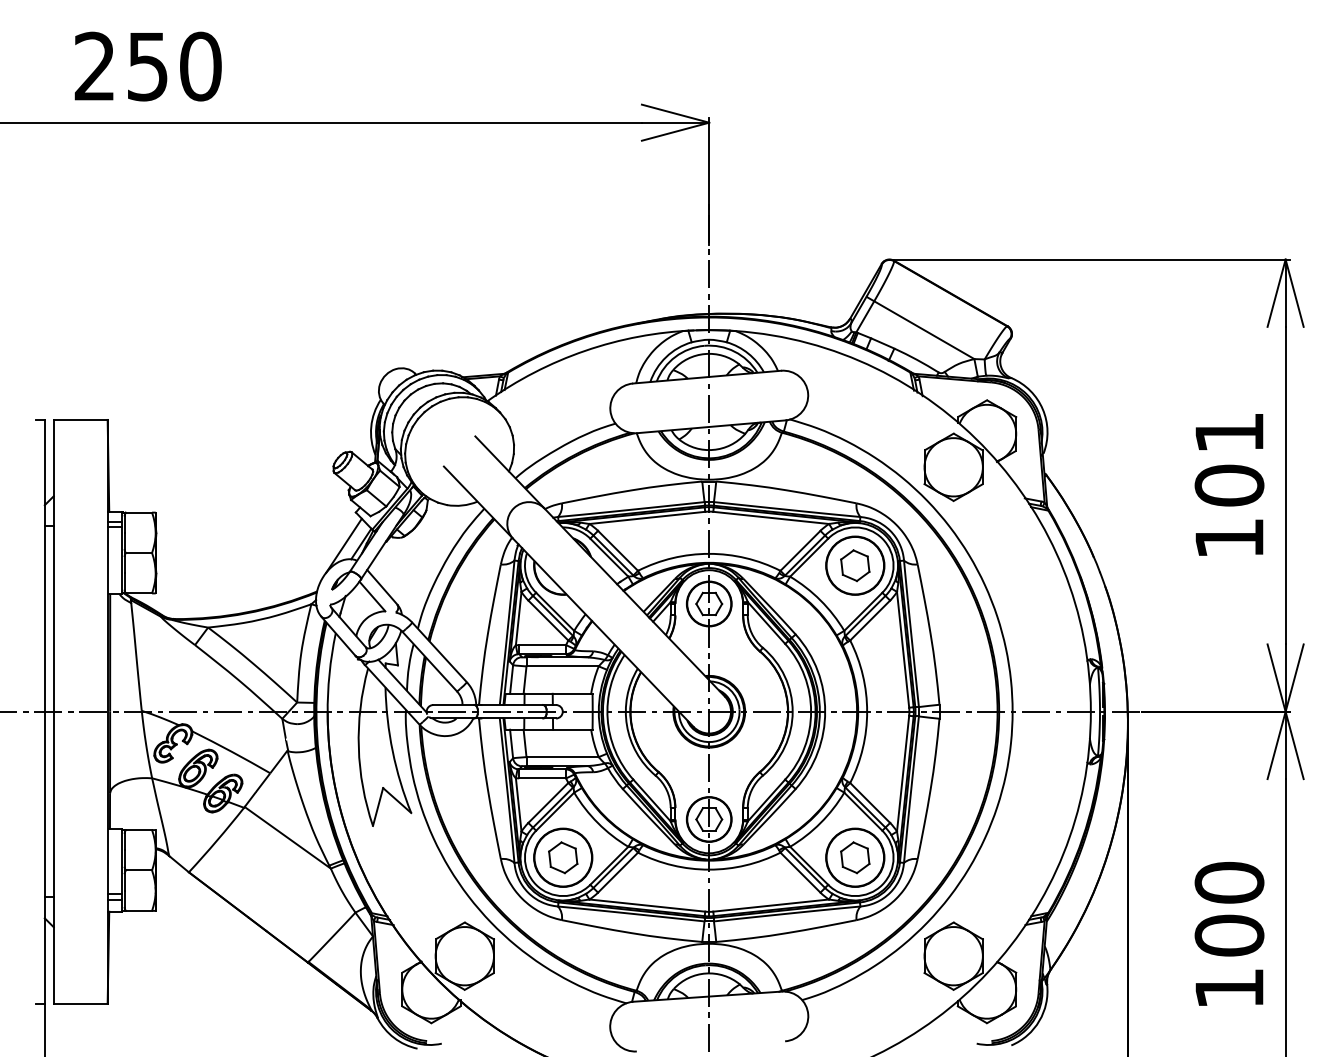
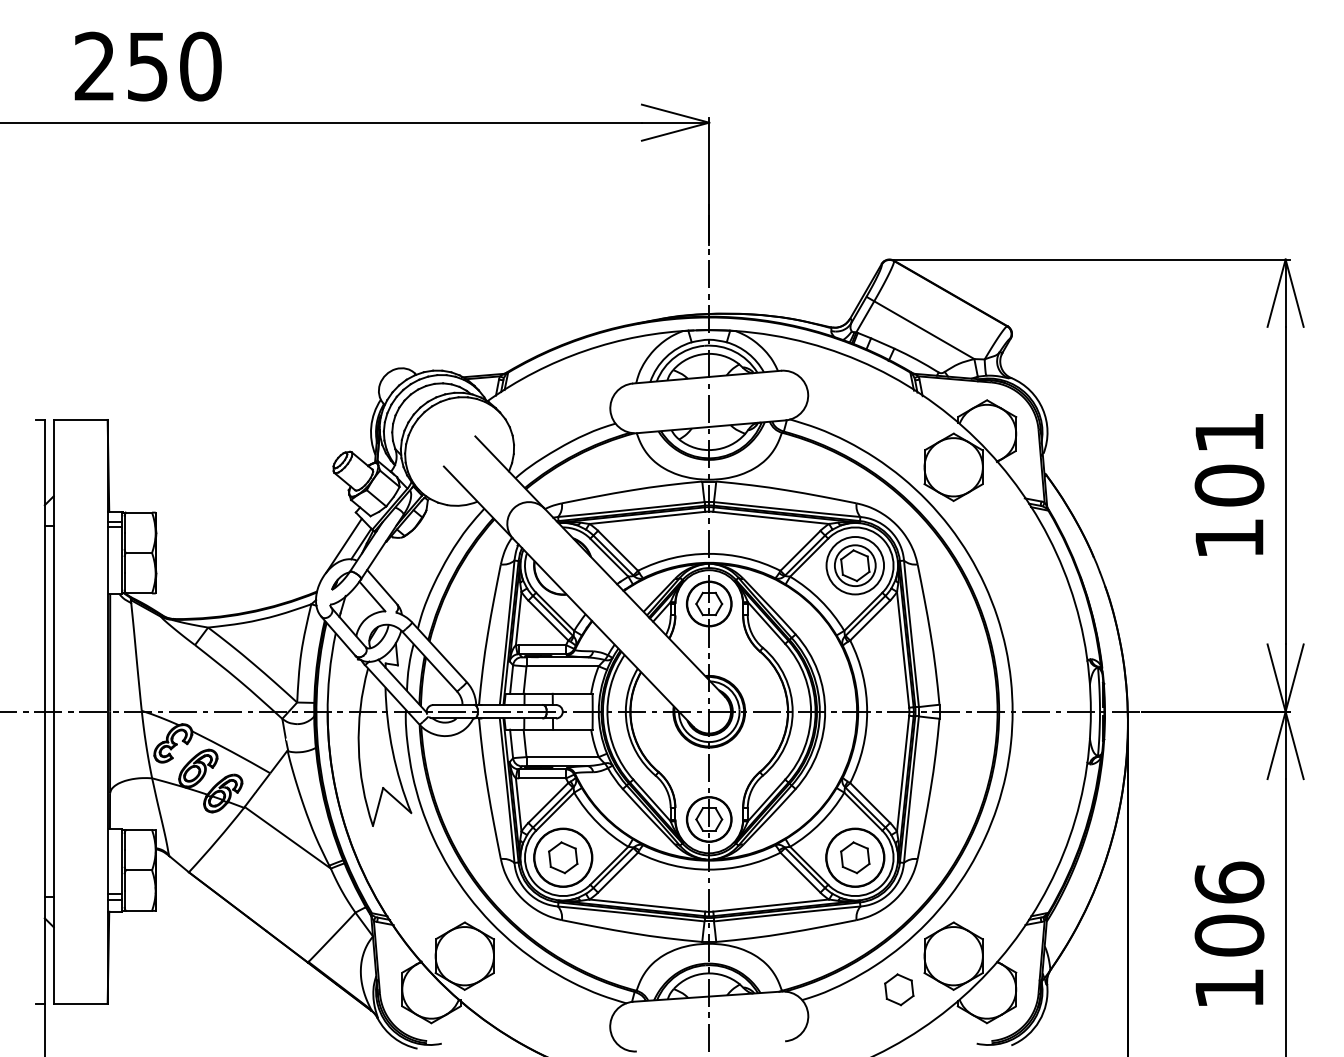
circle diameter: 58 px -> 41 px (854, 565)
text: 100 -> 106 (1229, 882)
part: none -> present (899, 989)
